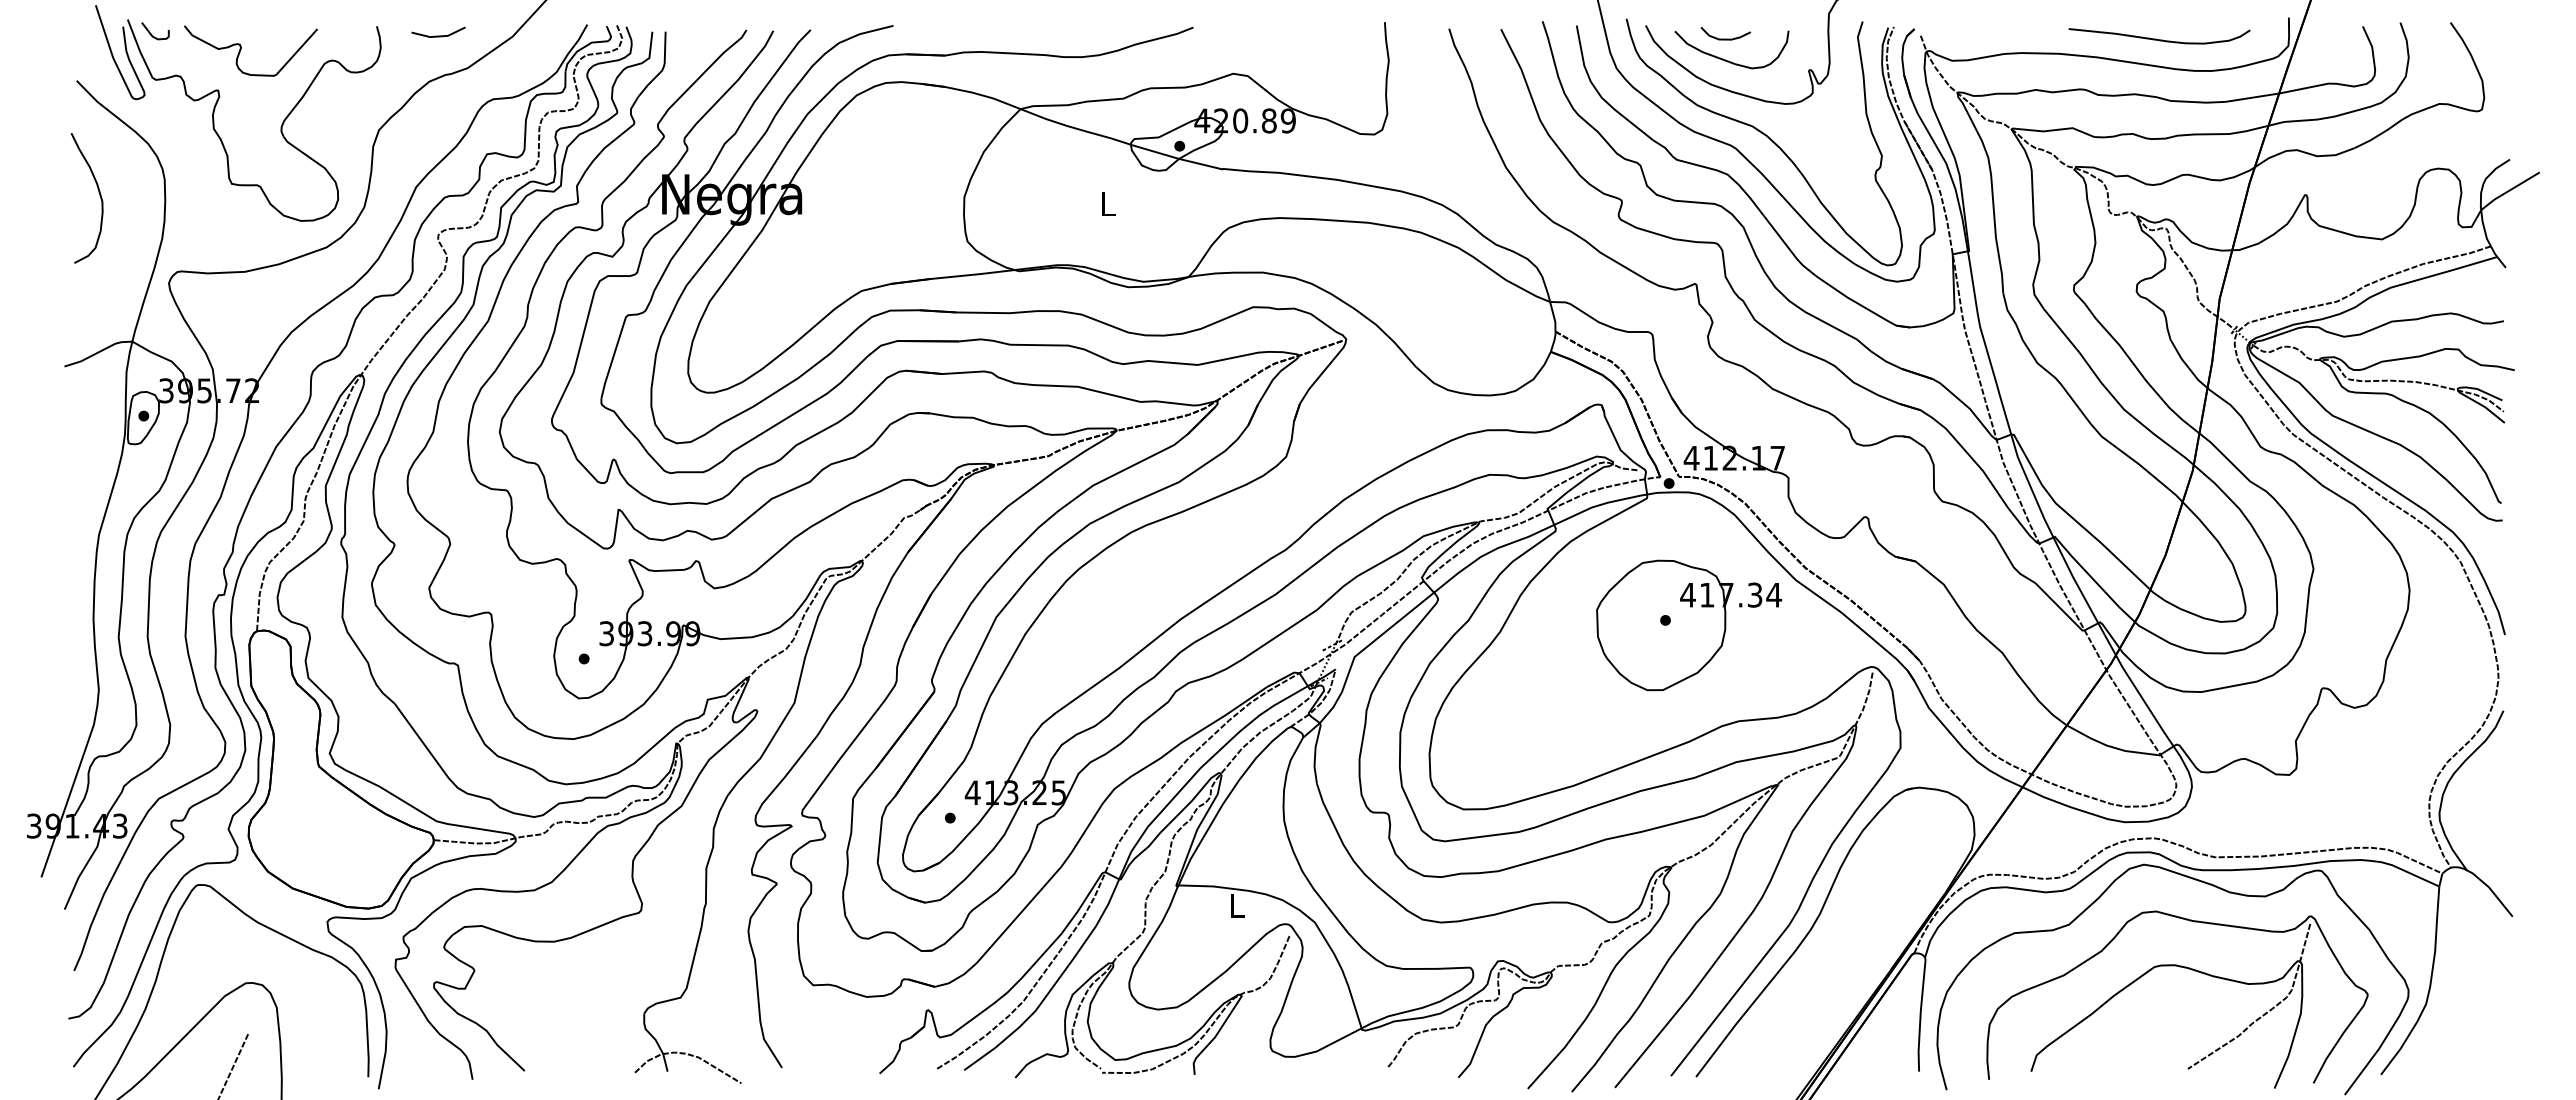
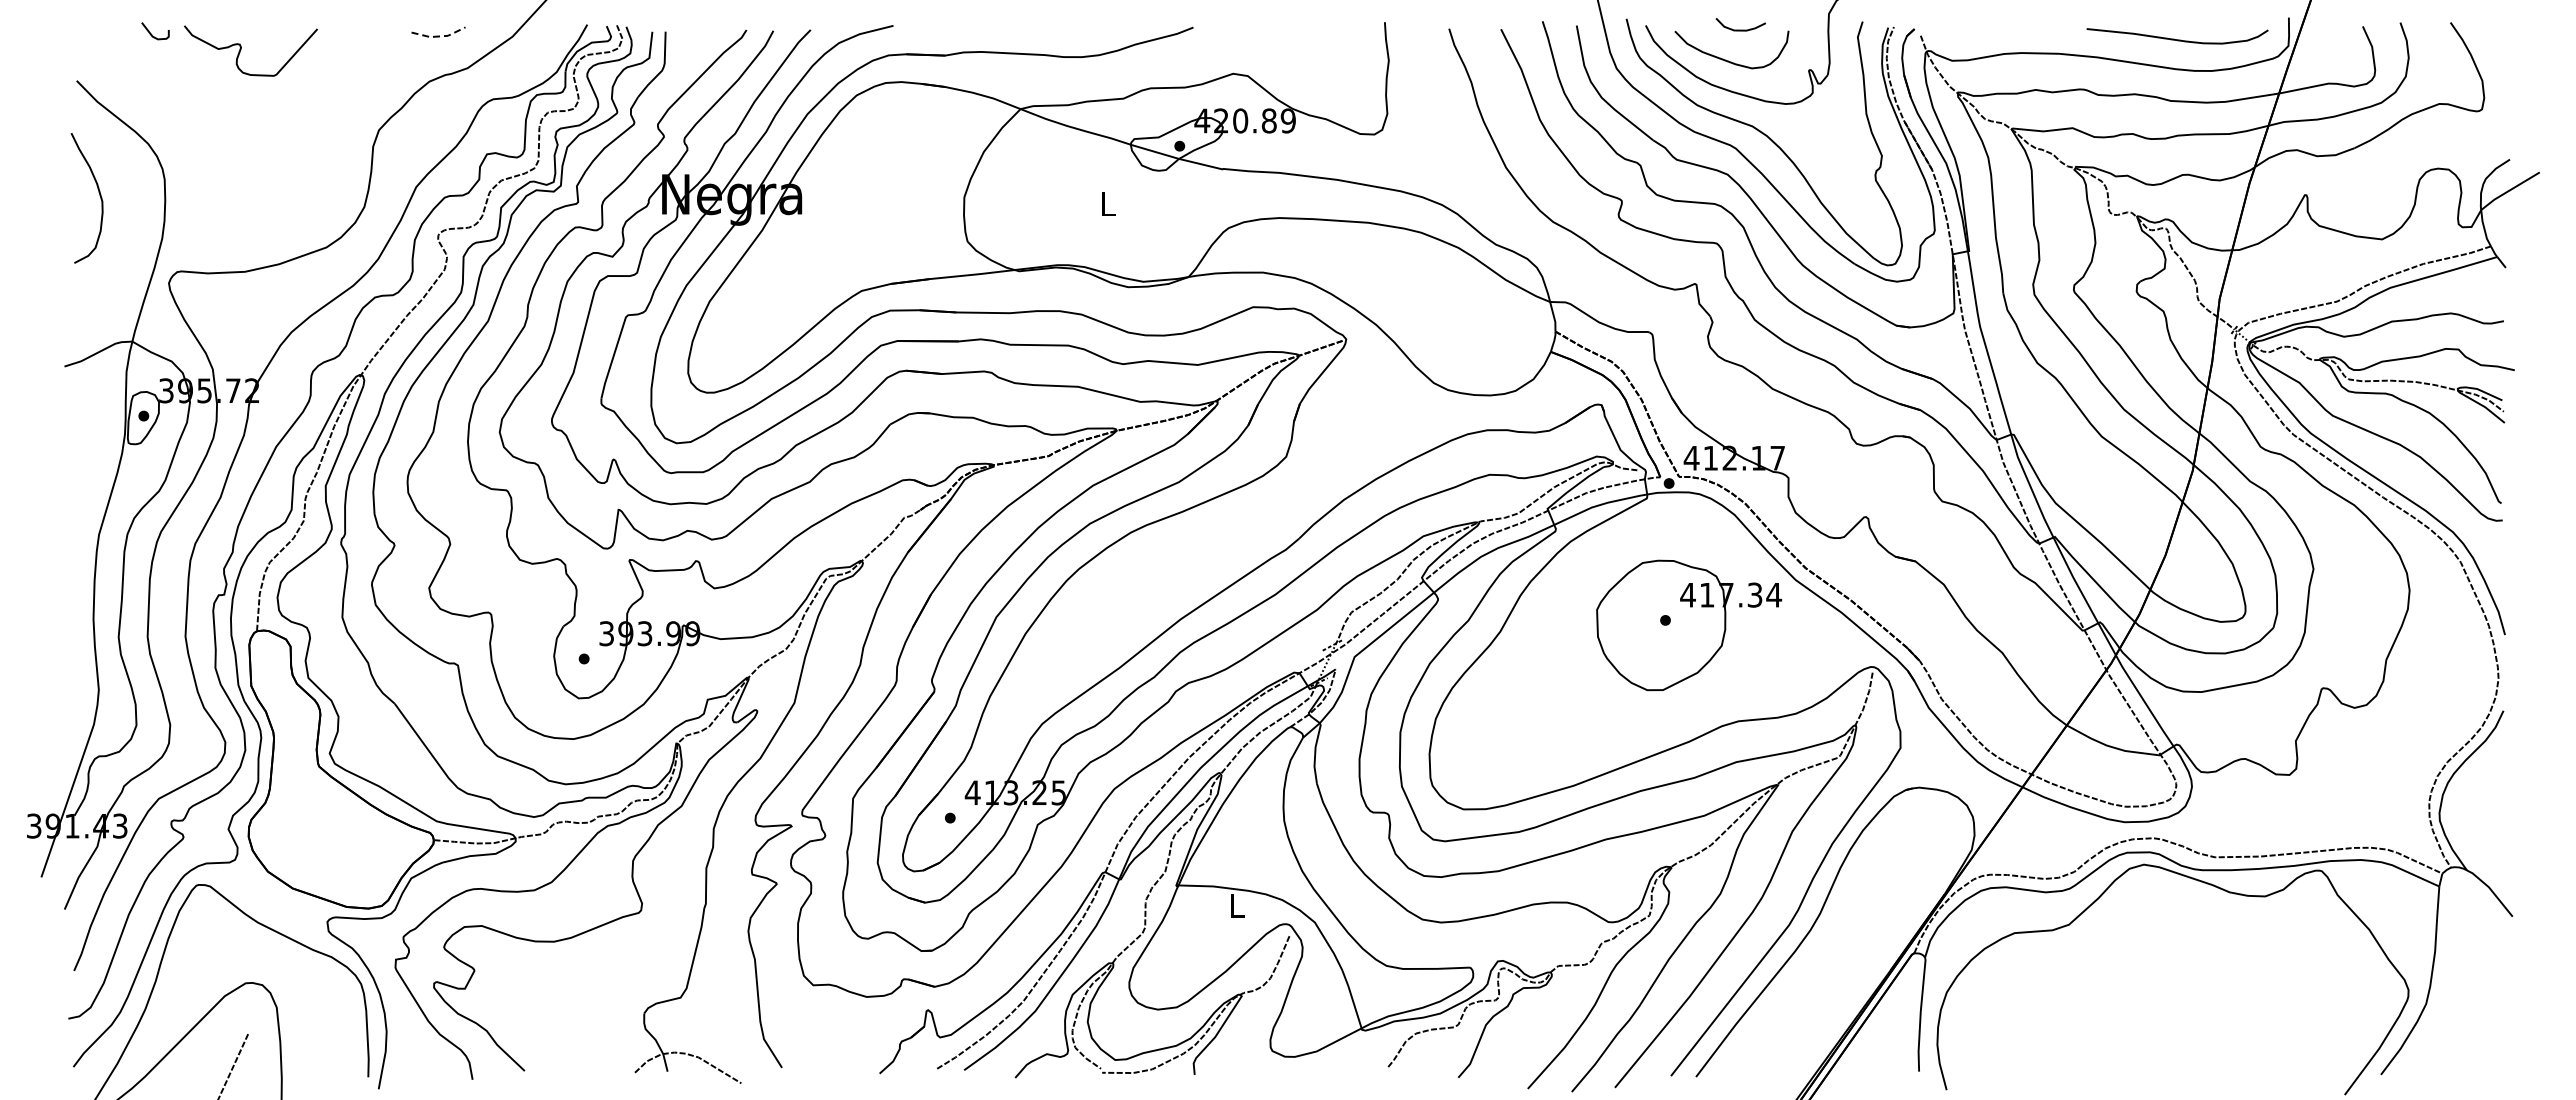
line: solid -> dashed (439, 36)
curve position: (1725, 38) -> (1740, 29) (1740, 29)
curve position: (2159, 39) -> (2177, 39) (2177, 39)
part: present -> none (216, 106)
part: present -> none (2184, 968)
